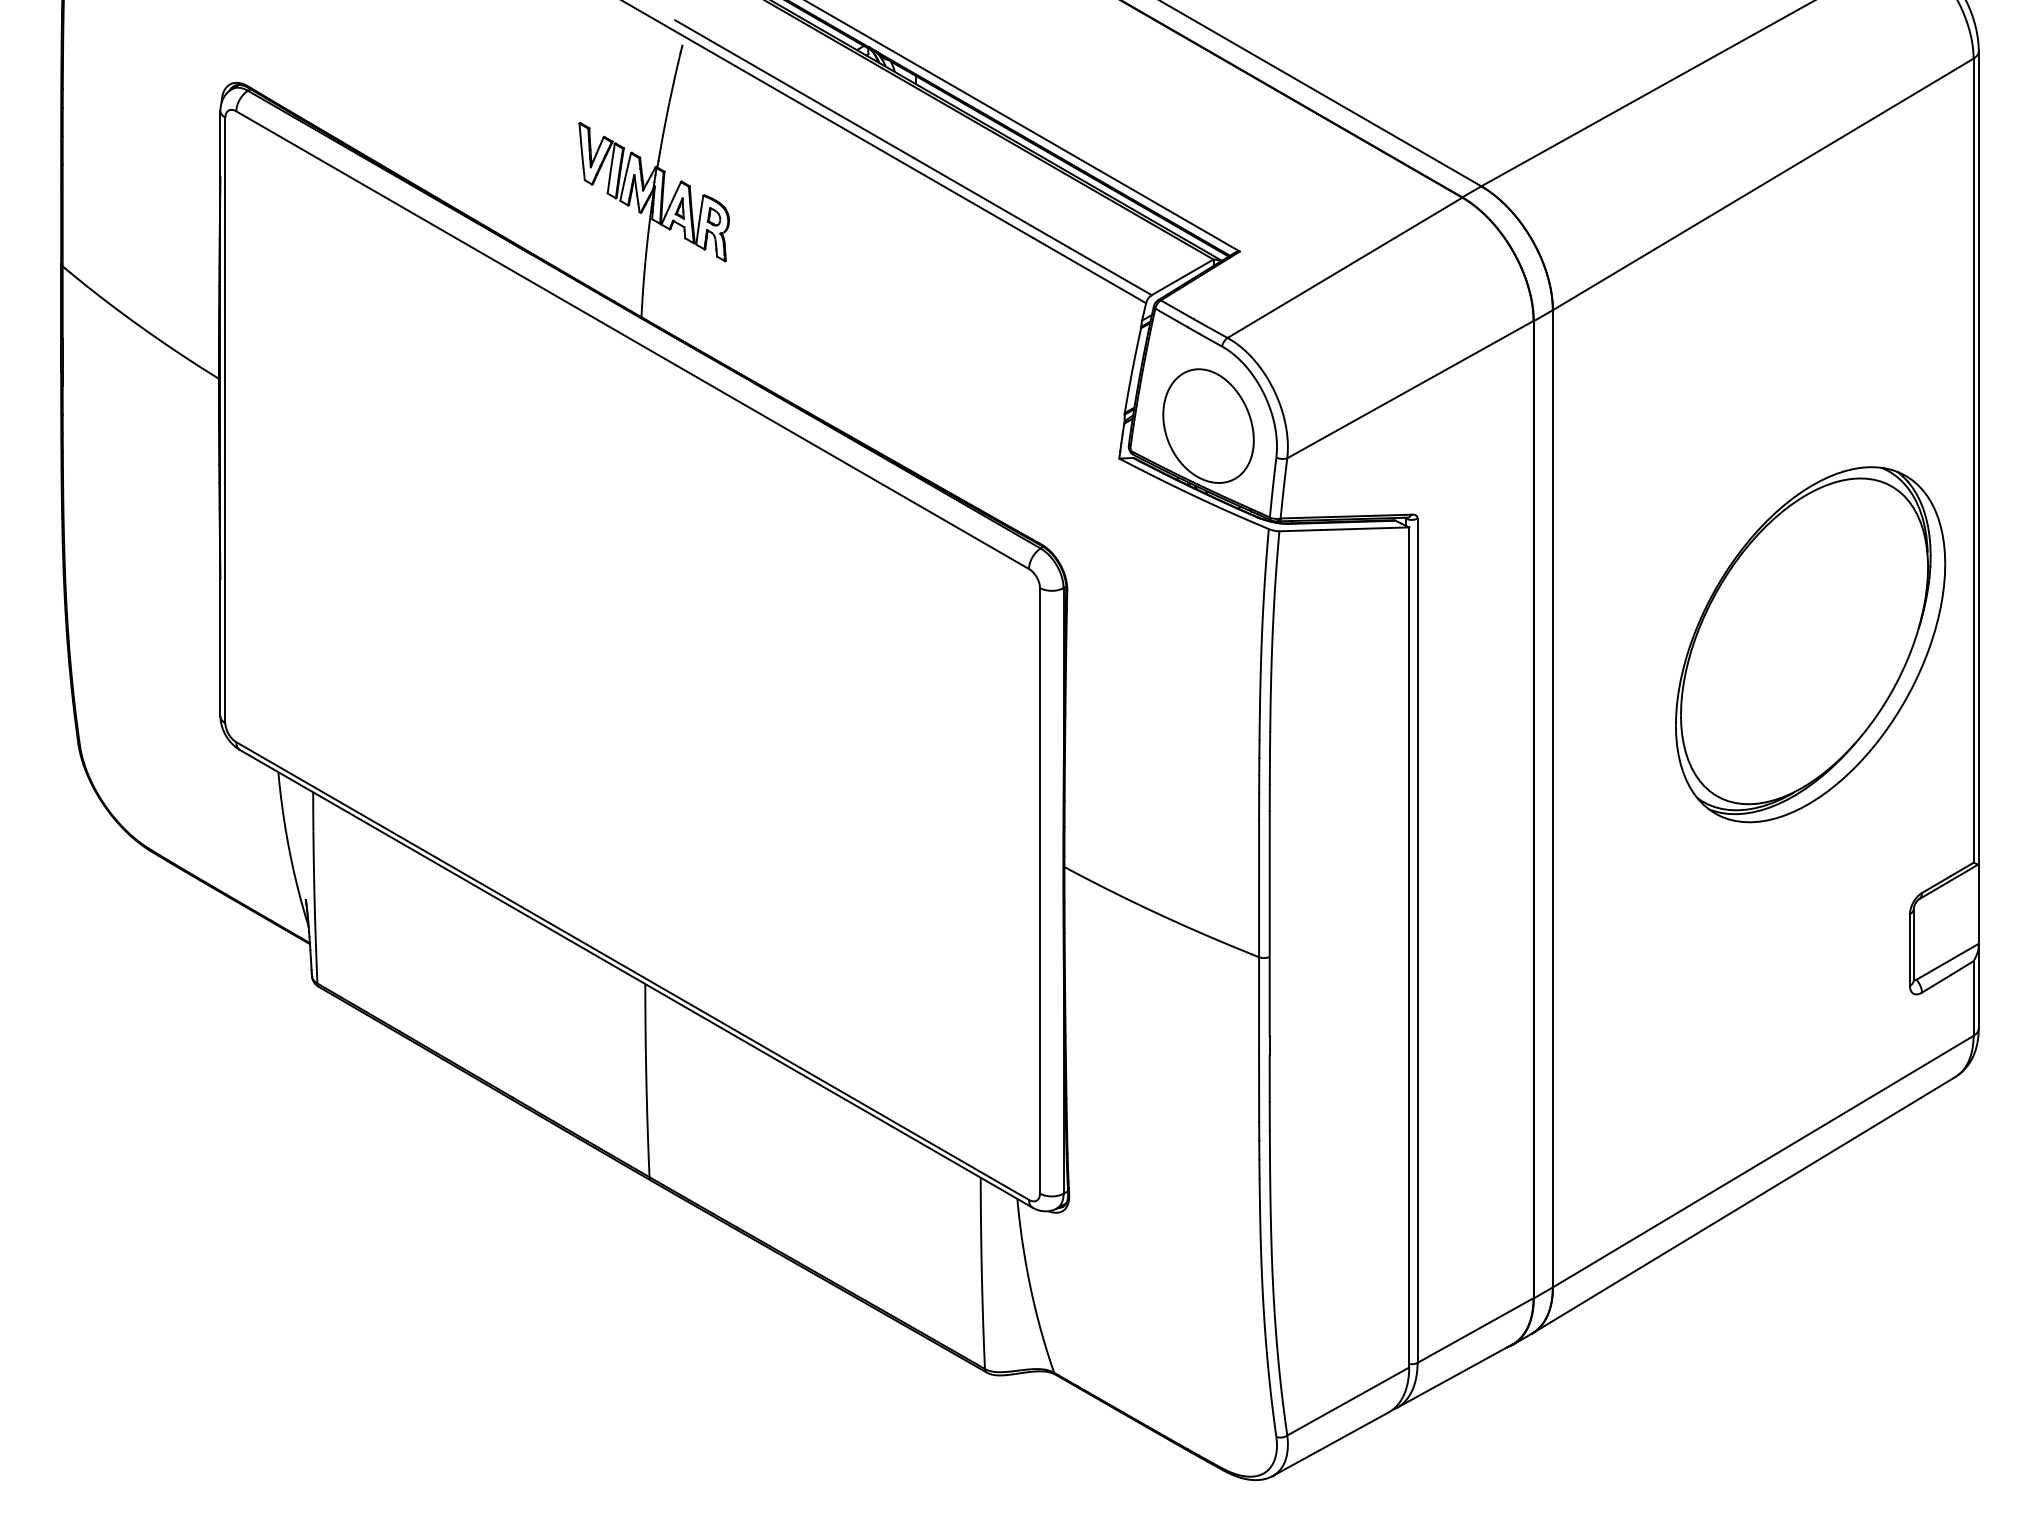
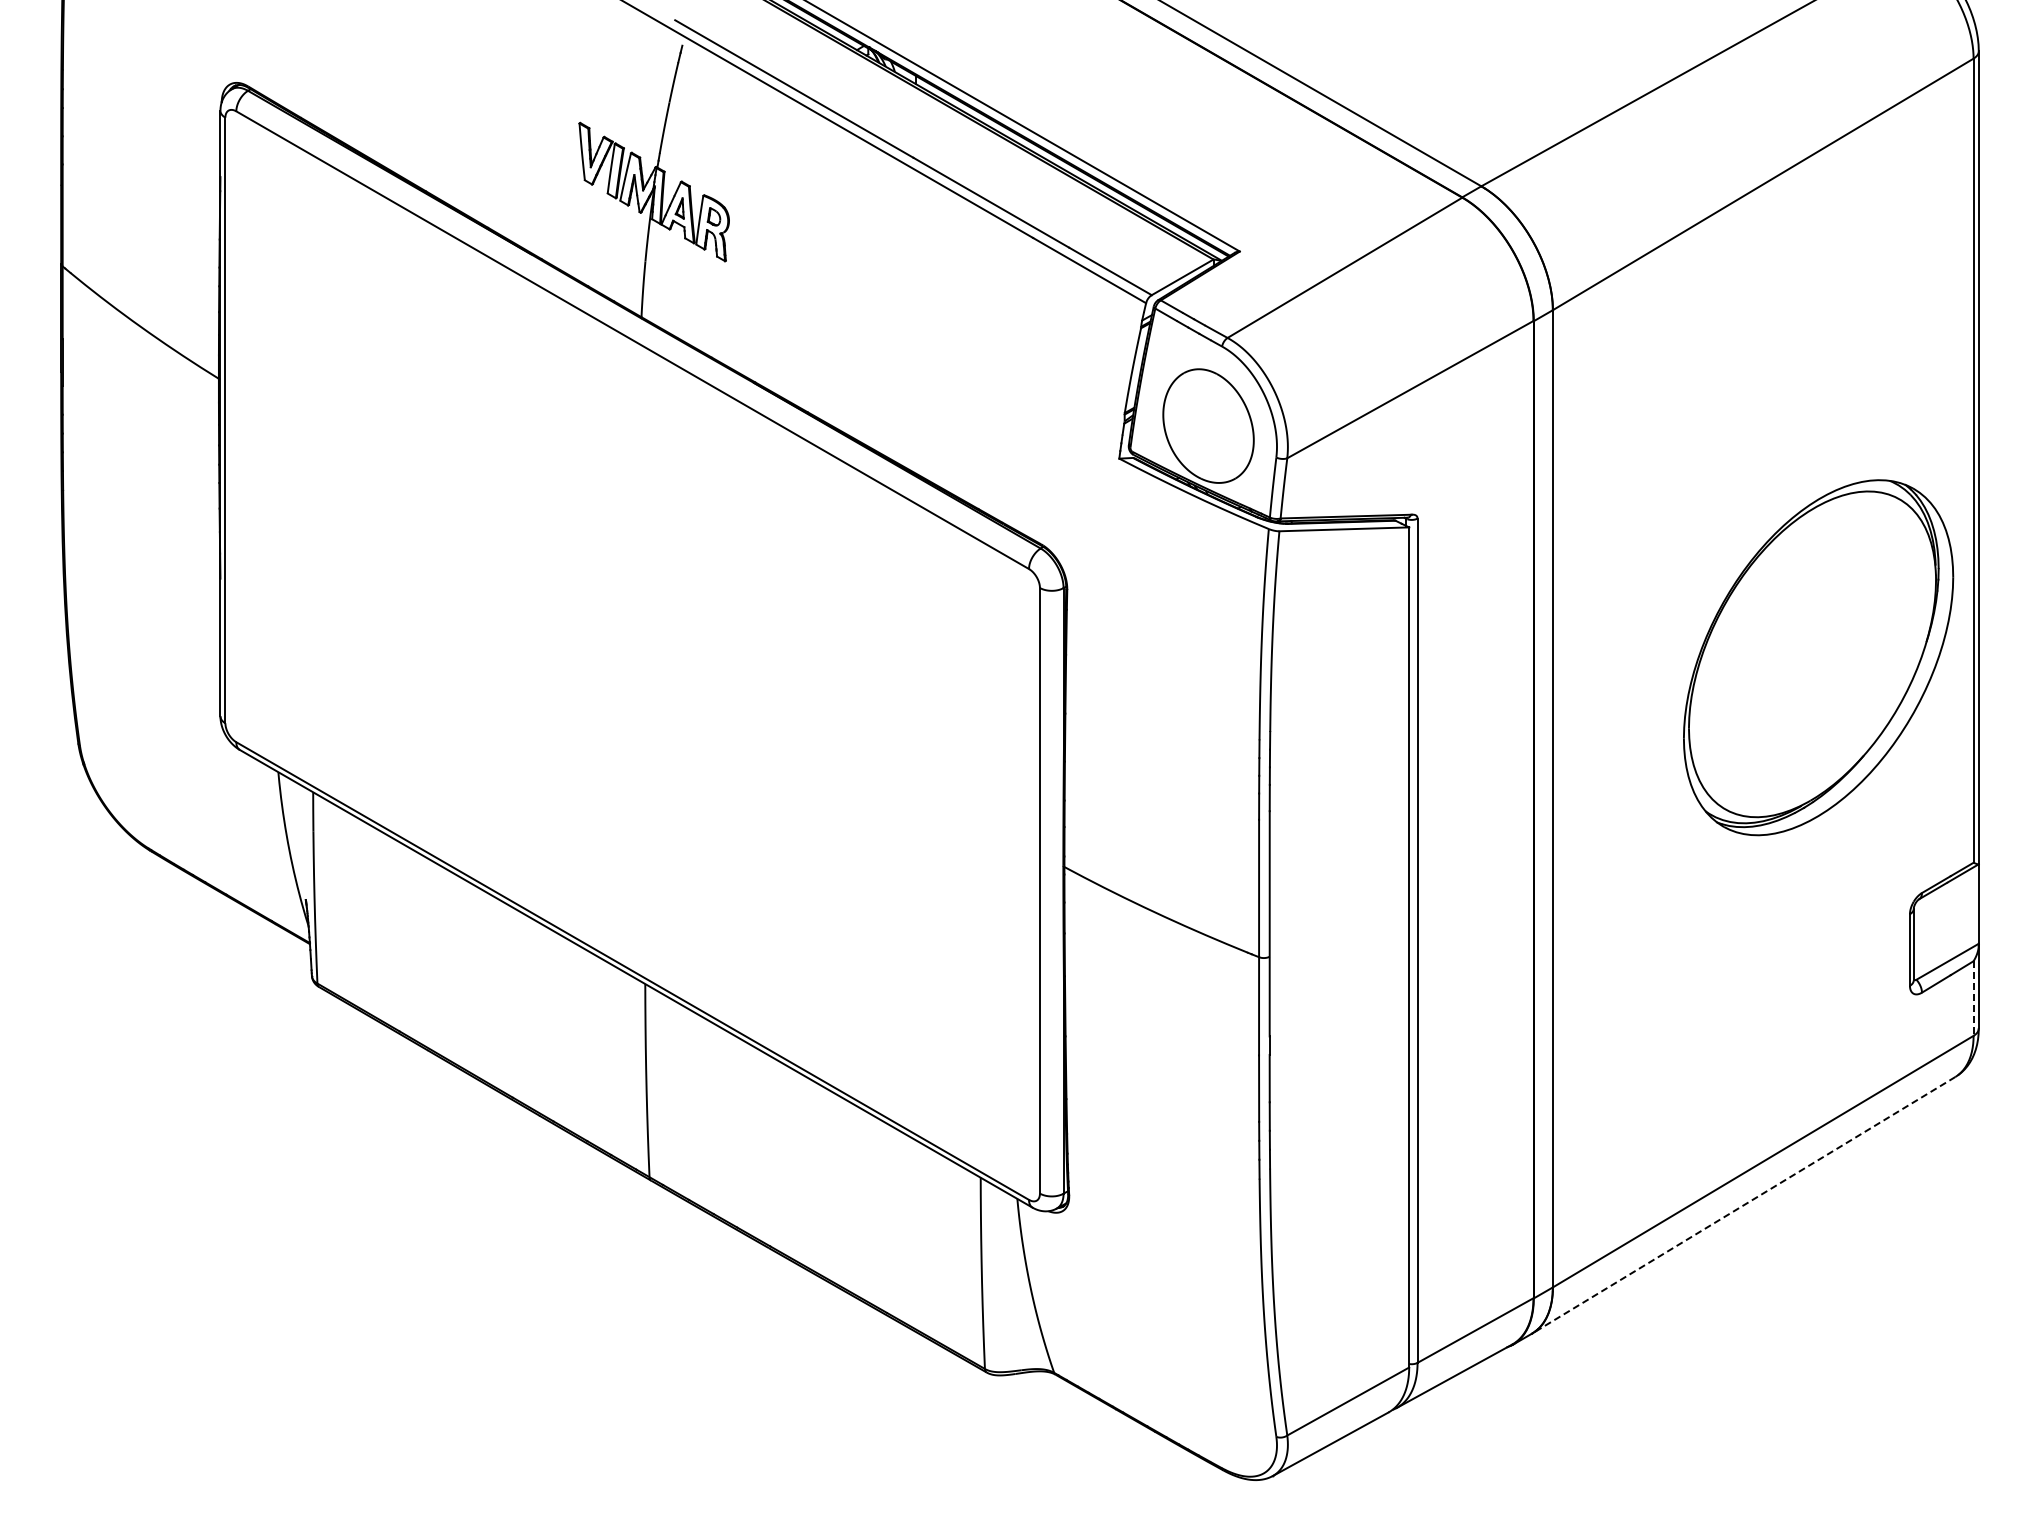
part position: (1810, 644) -> (1818, 657) (1818, 657)
line: solid -> dashed (1973, 999)
line: solid -> dashed (1743, 1205)
